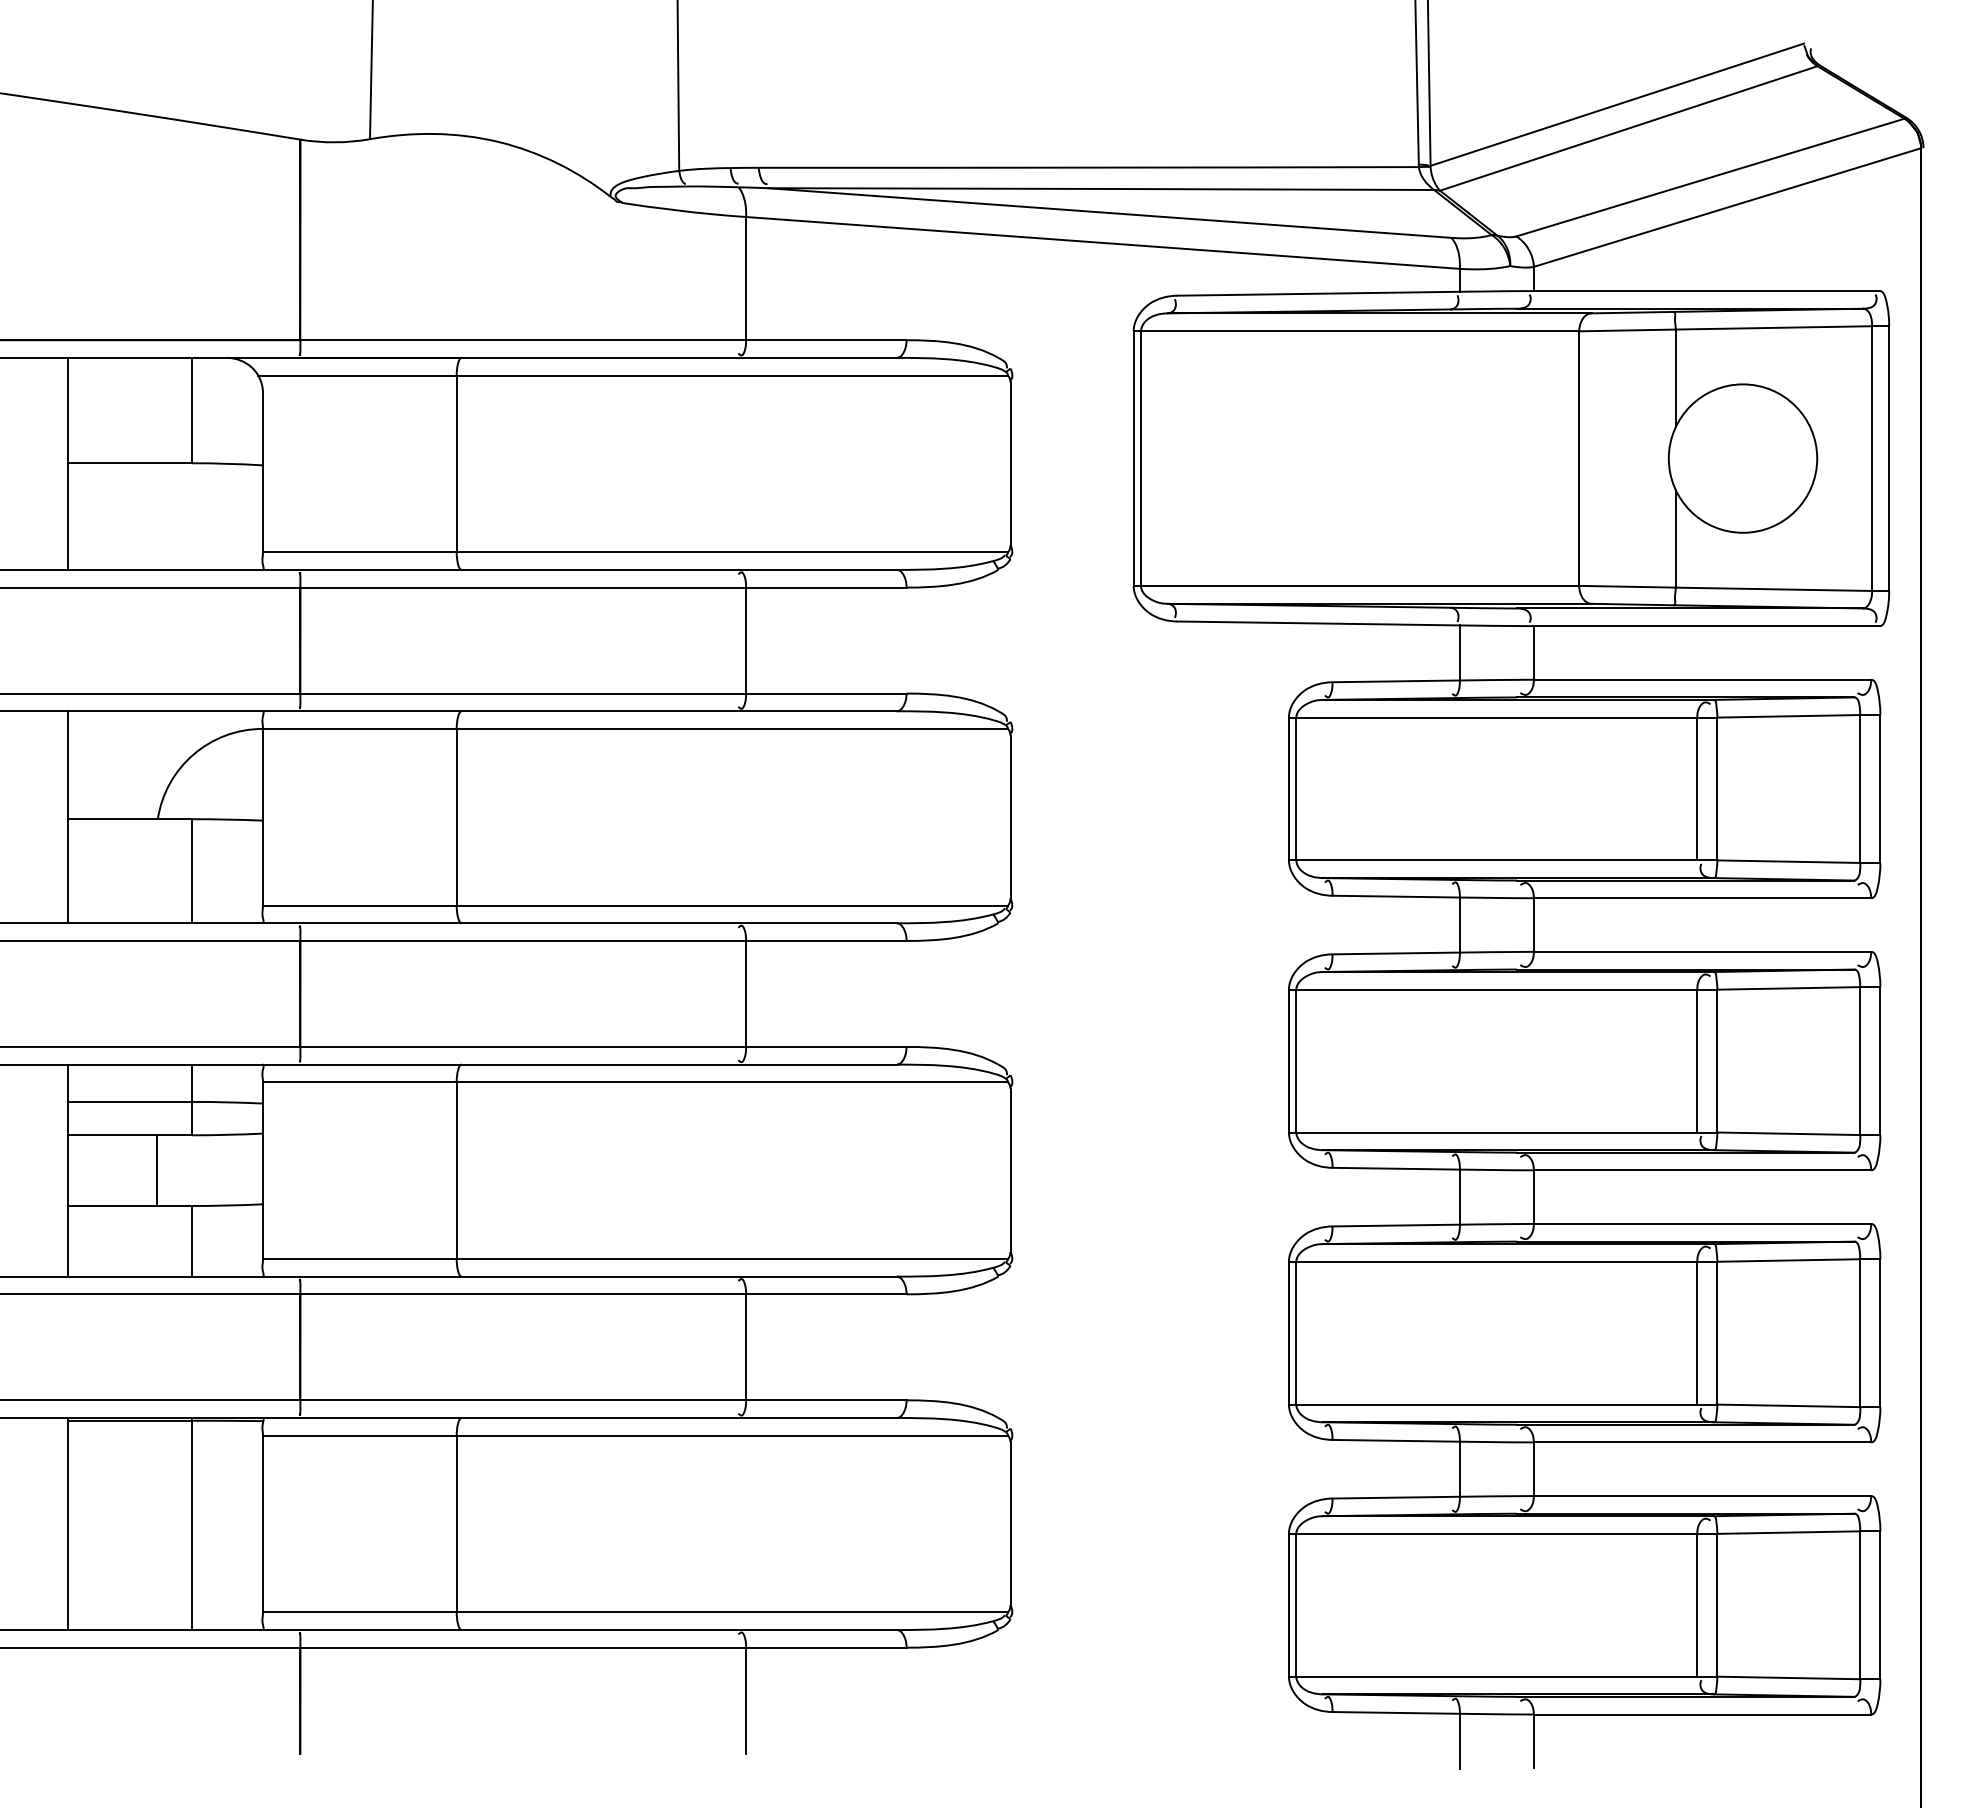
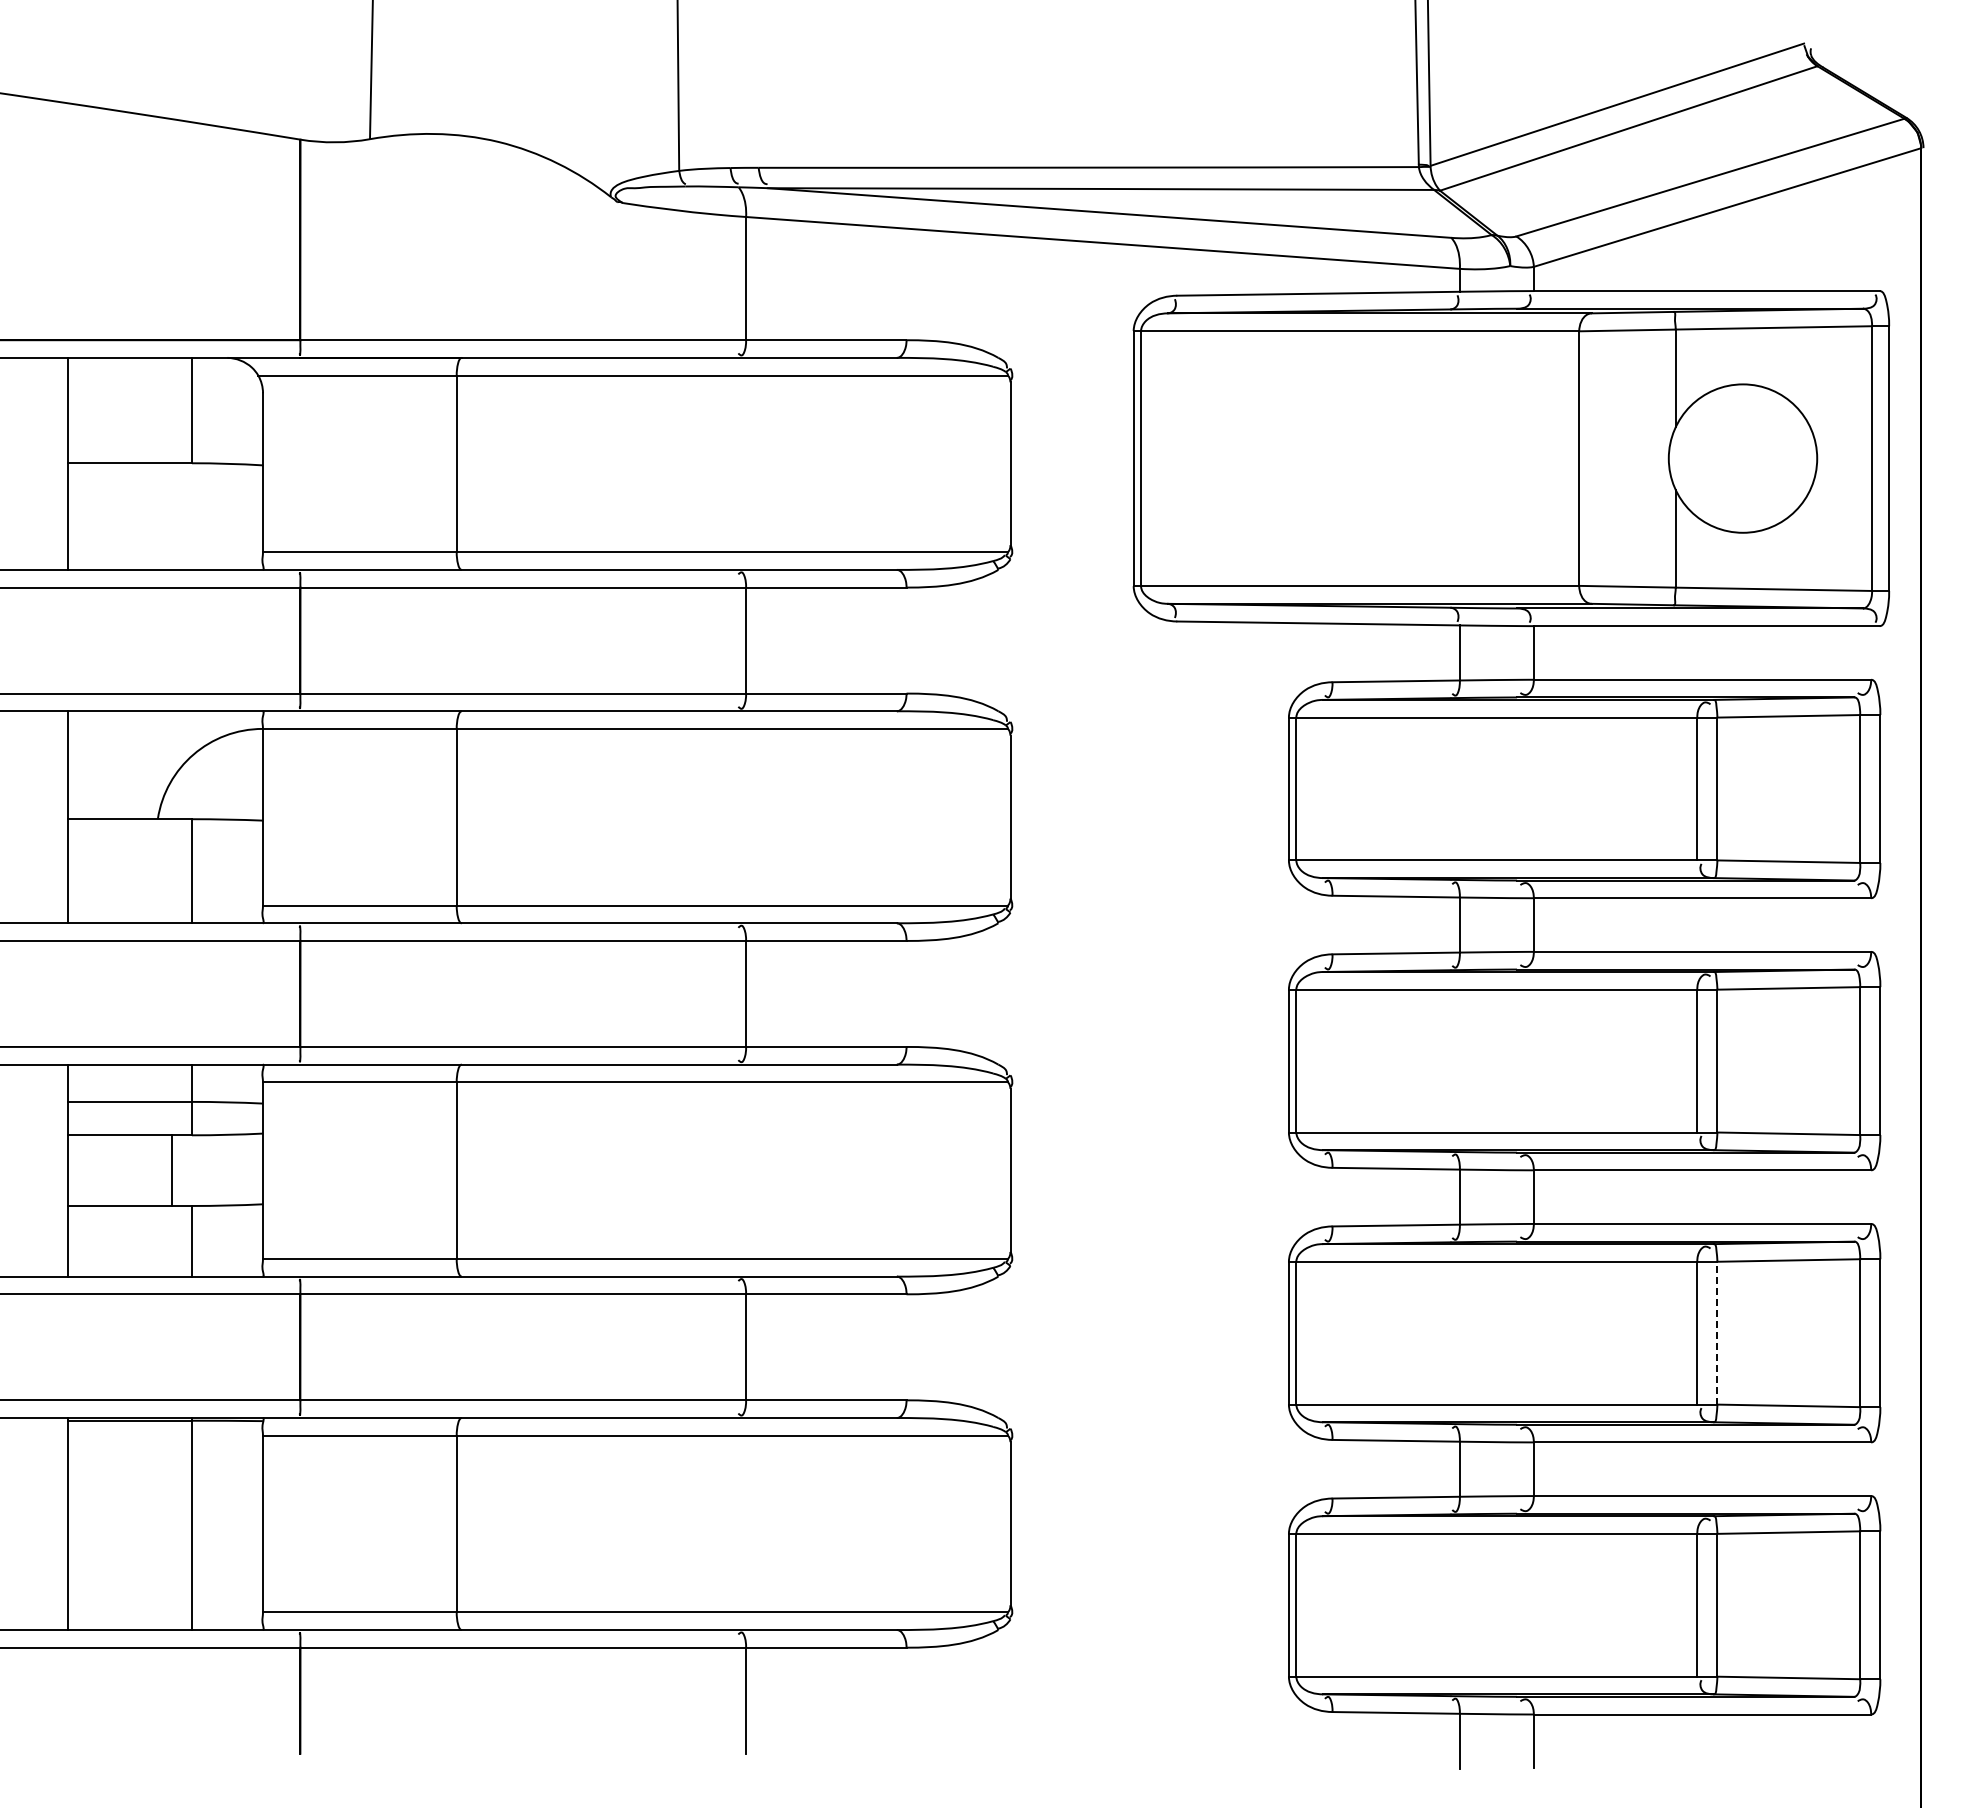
line position: (156, 1170) -> (171, 1170) (171, 1170)
line: solid -> dashed (1717, 1332)
